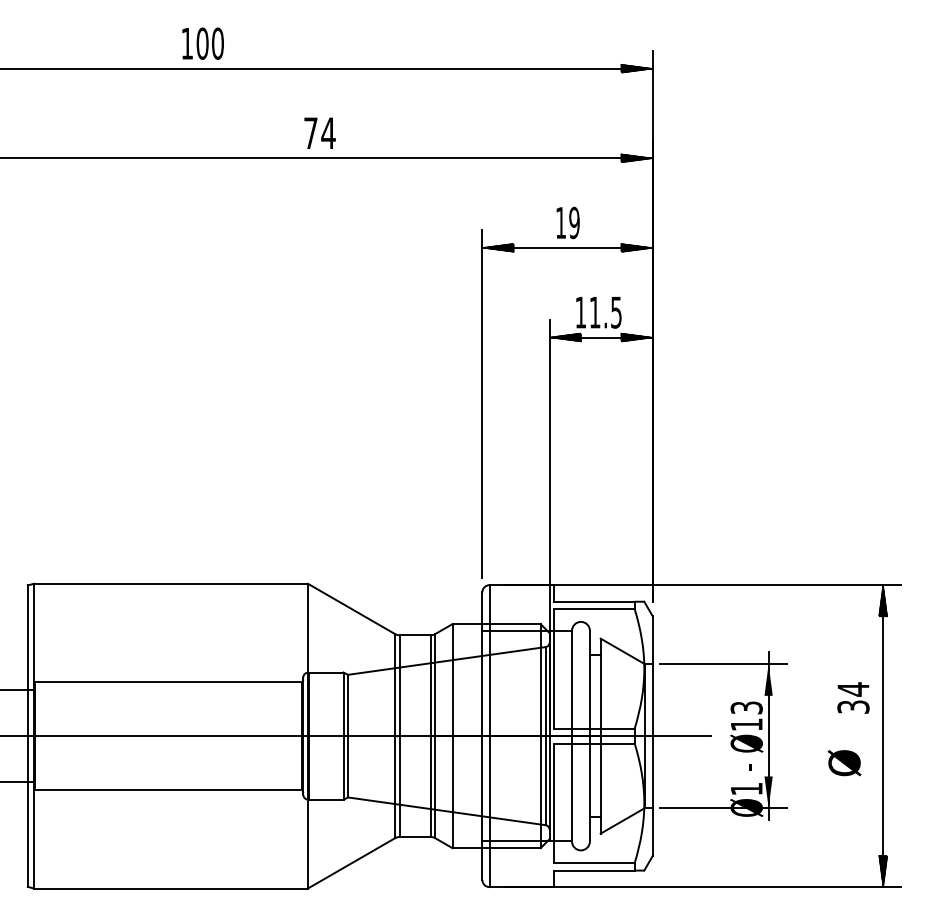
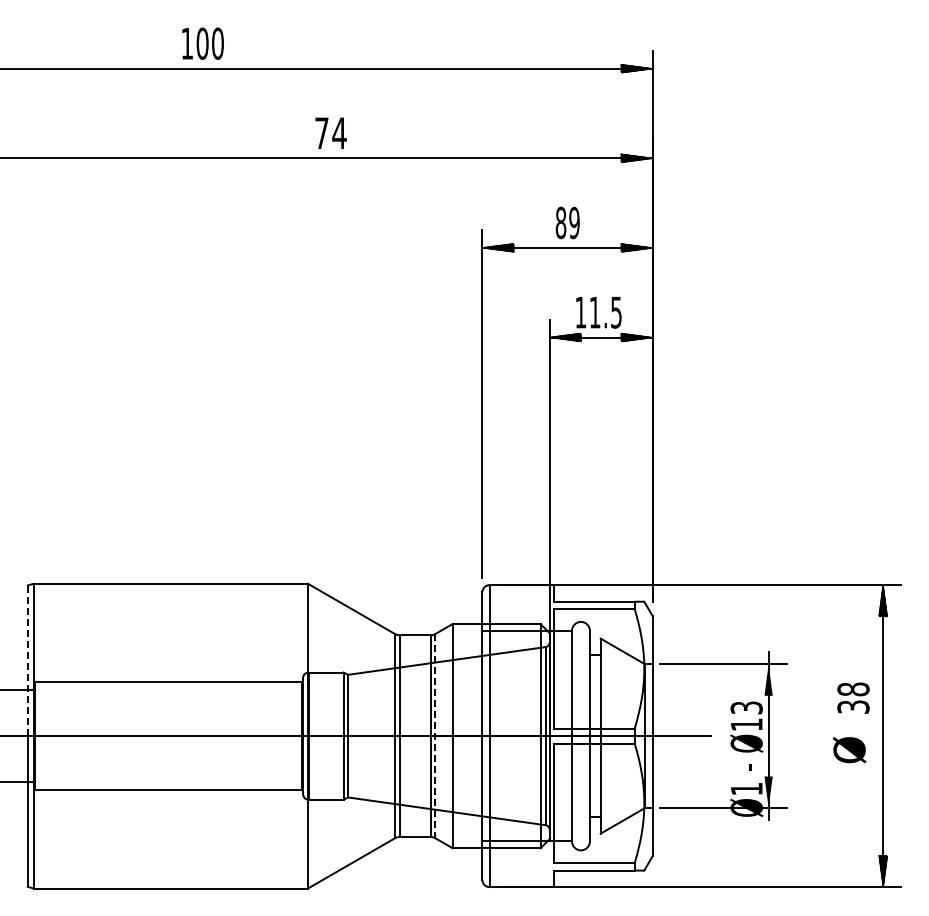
text position: (319, 132) -> (330, 132) (330, 132)
text: 19 -> 89 (560, 222)
line: solid -> dashed (27, 660)
text: 34 -> 38 (853, 689)
line: solid -> dashed (435, 736)
text position: (844, 763) -> (849, 750) (849, 750)
